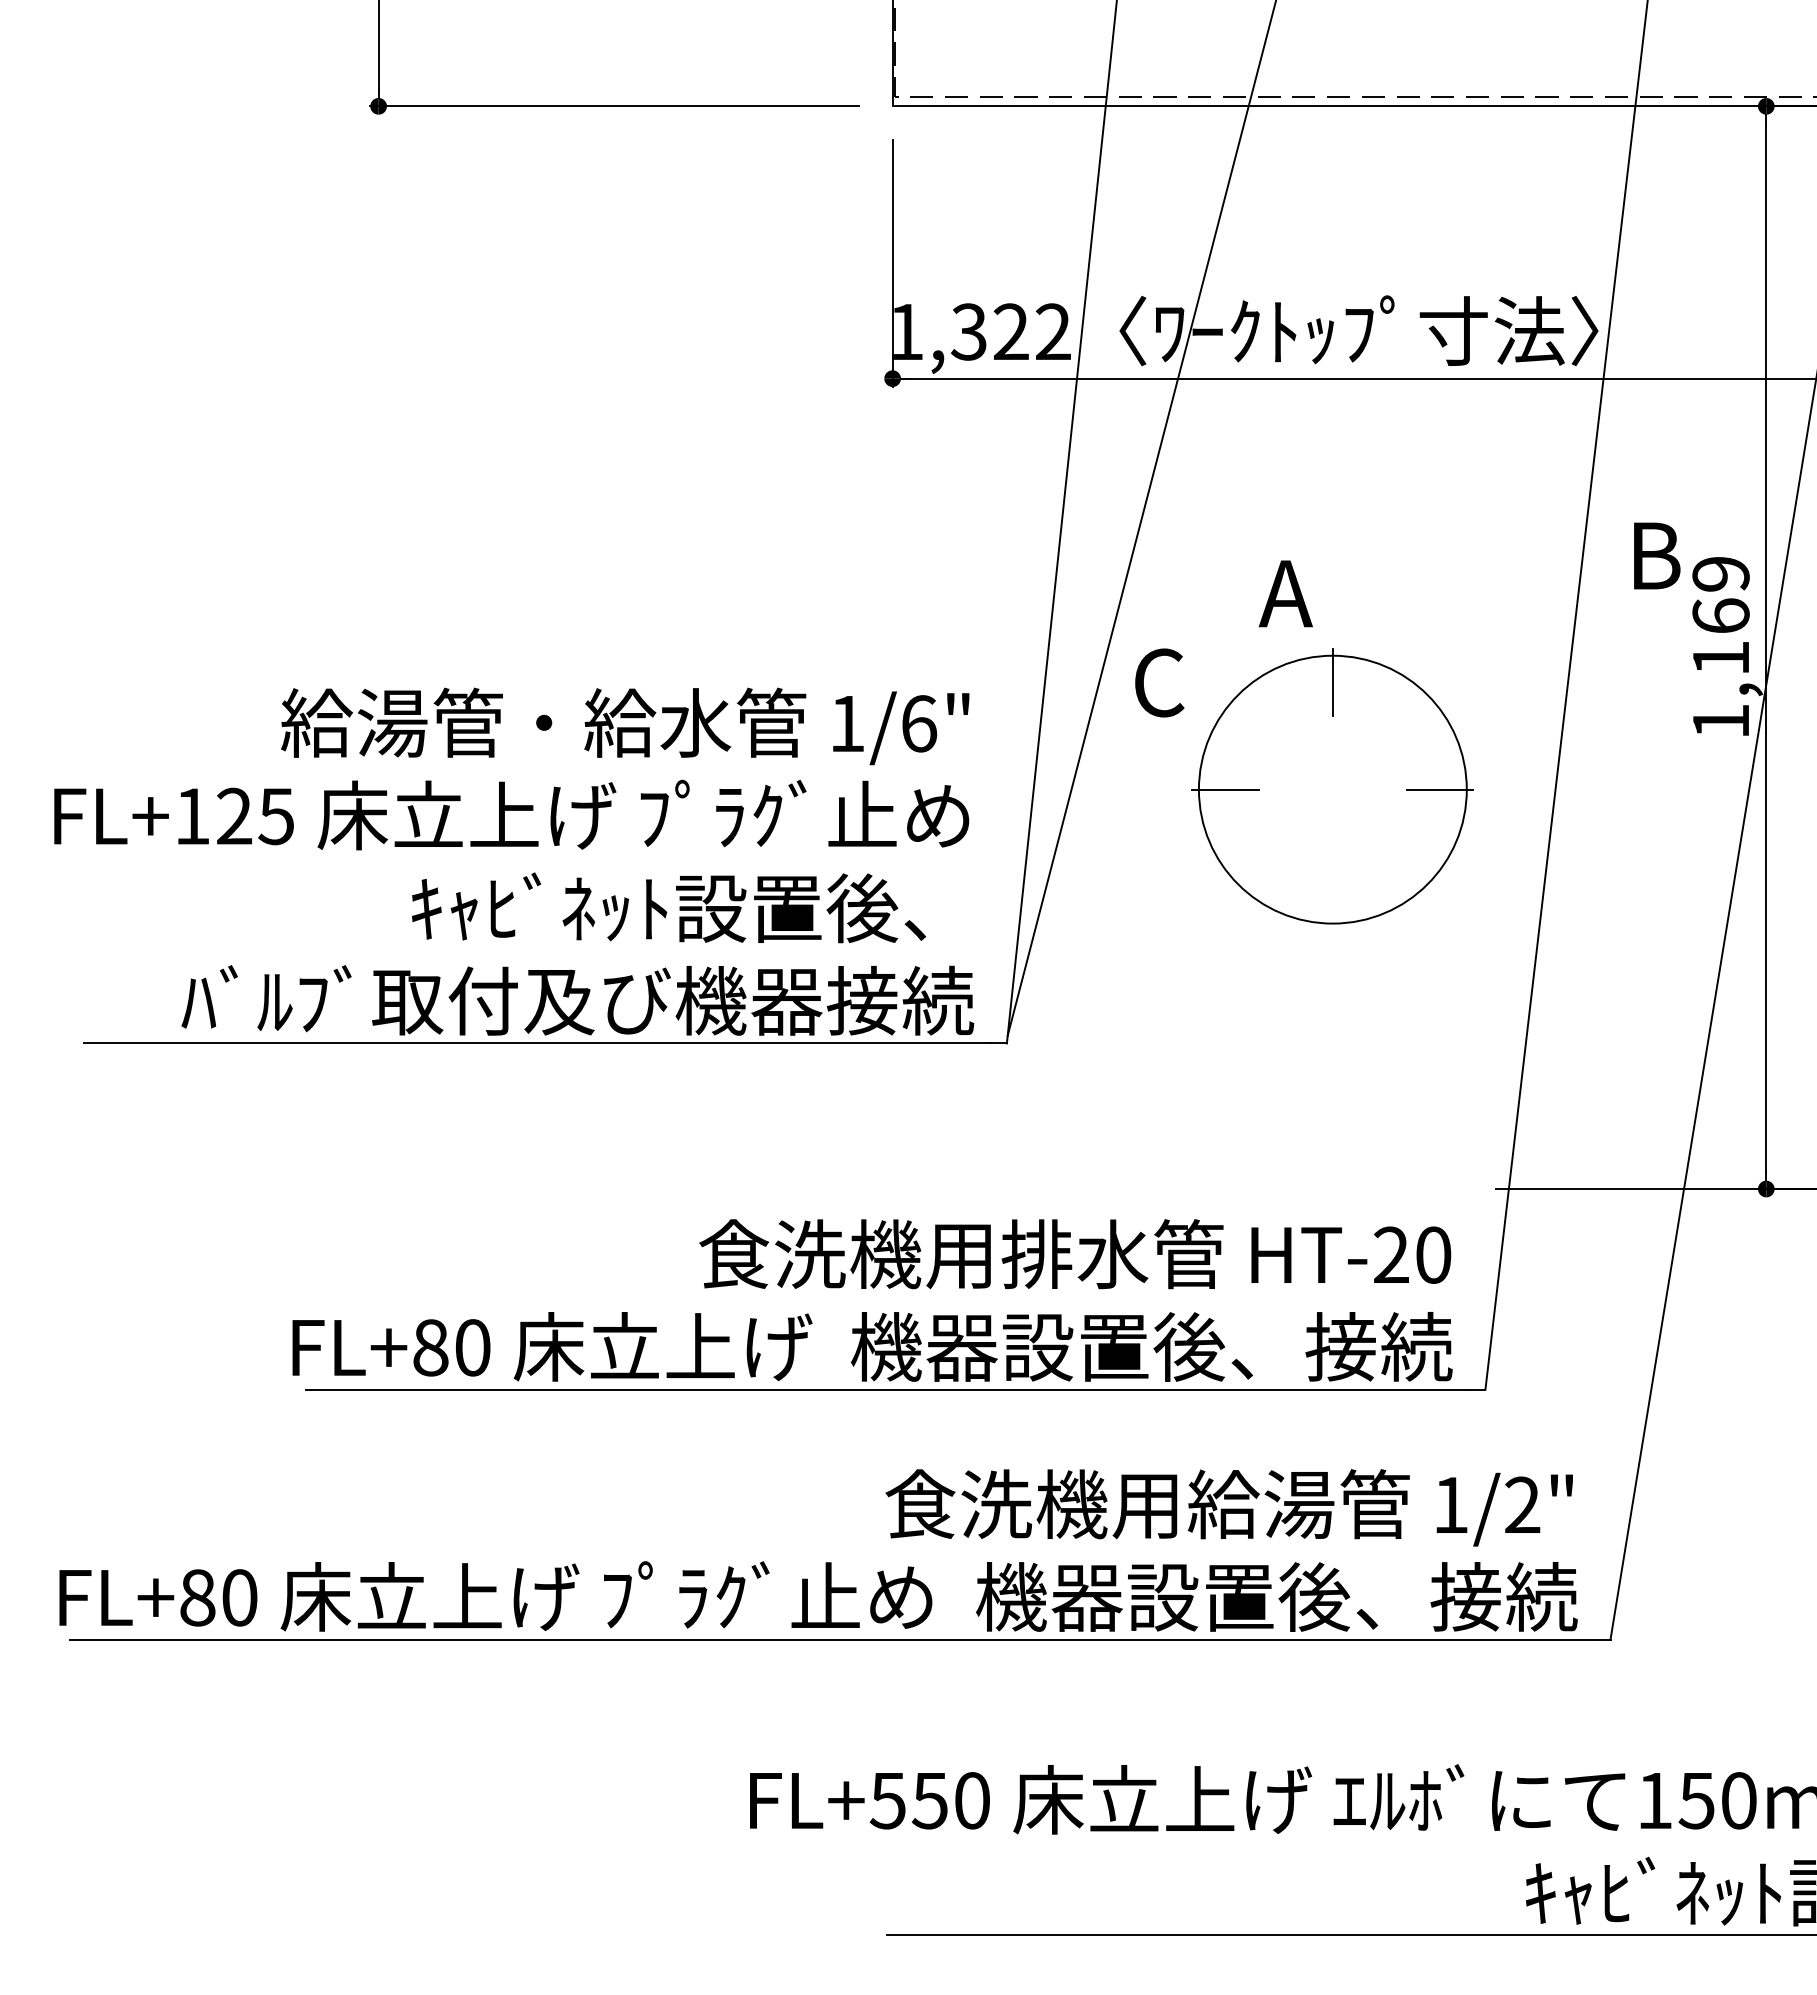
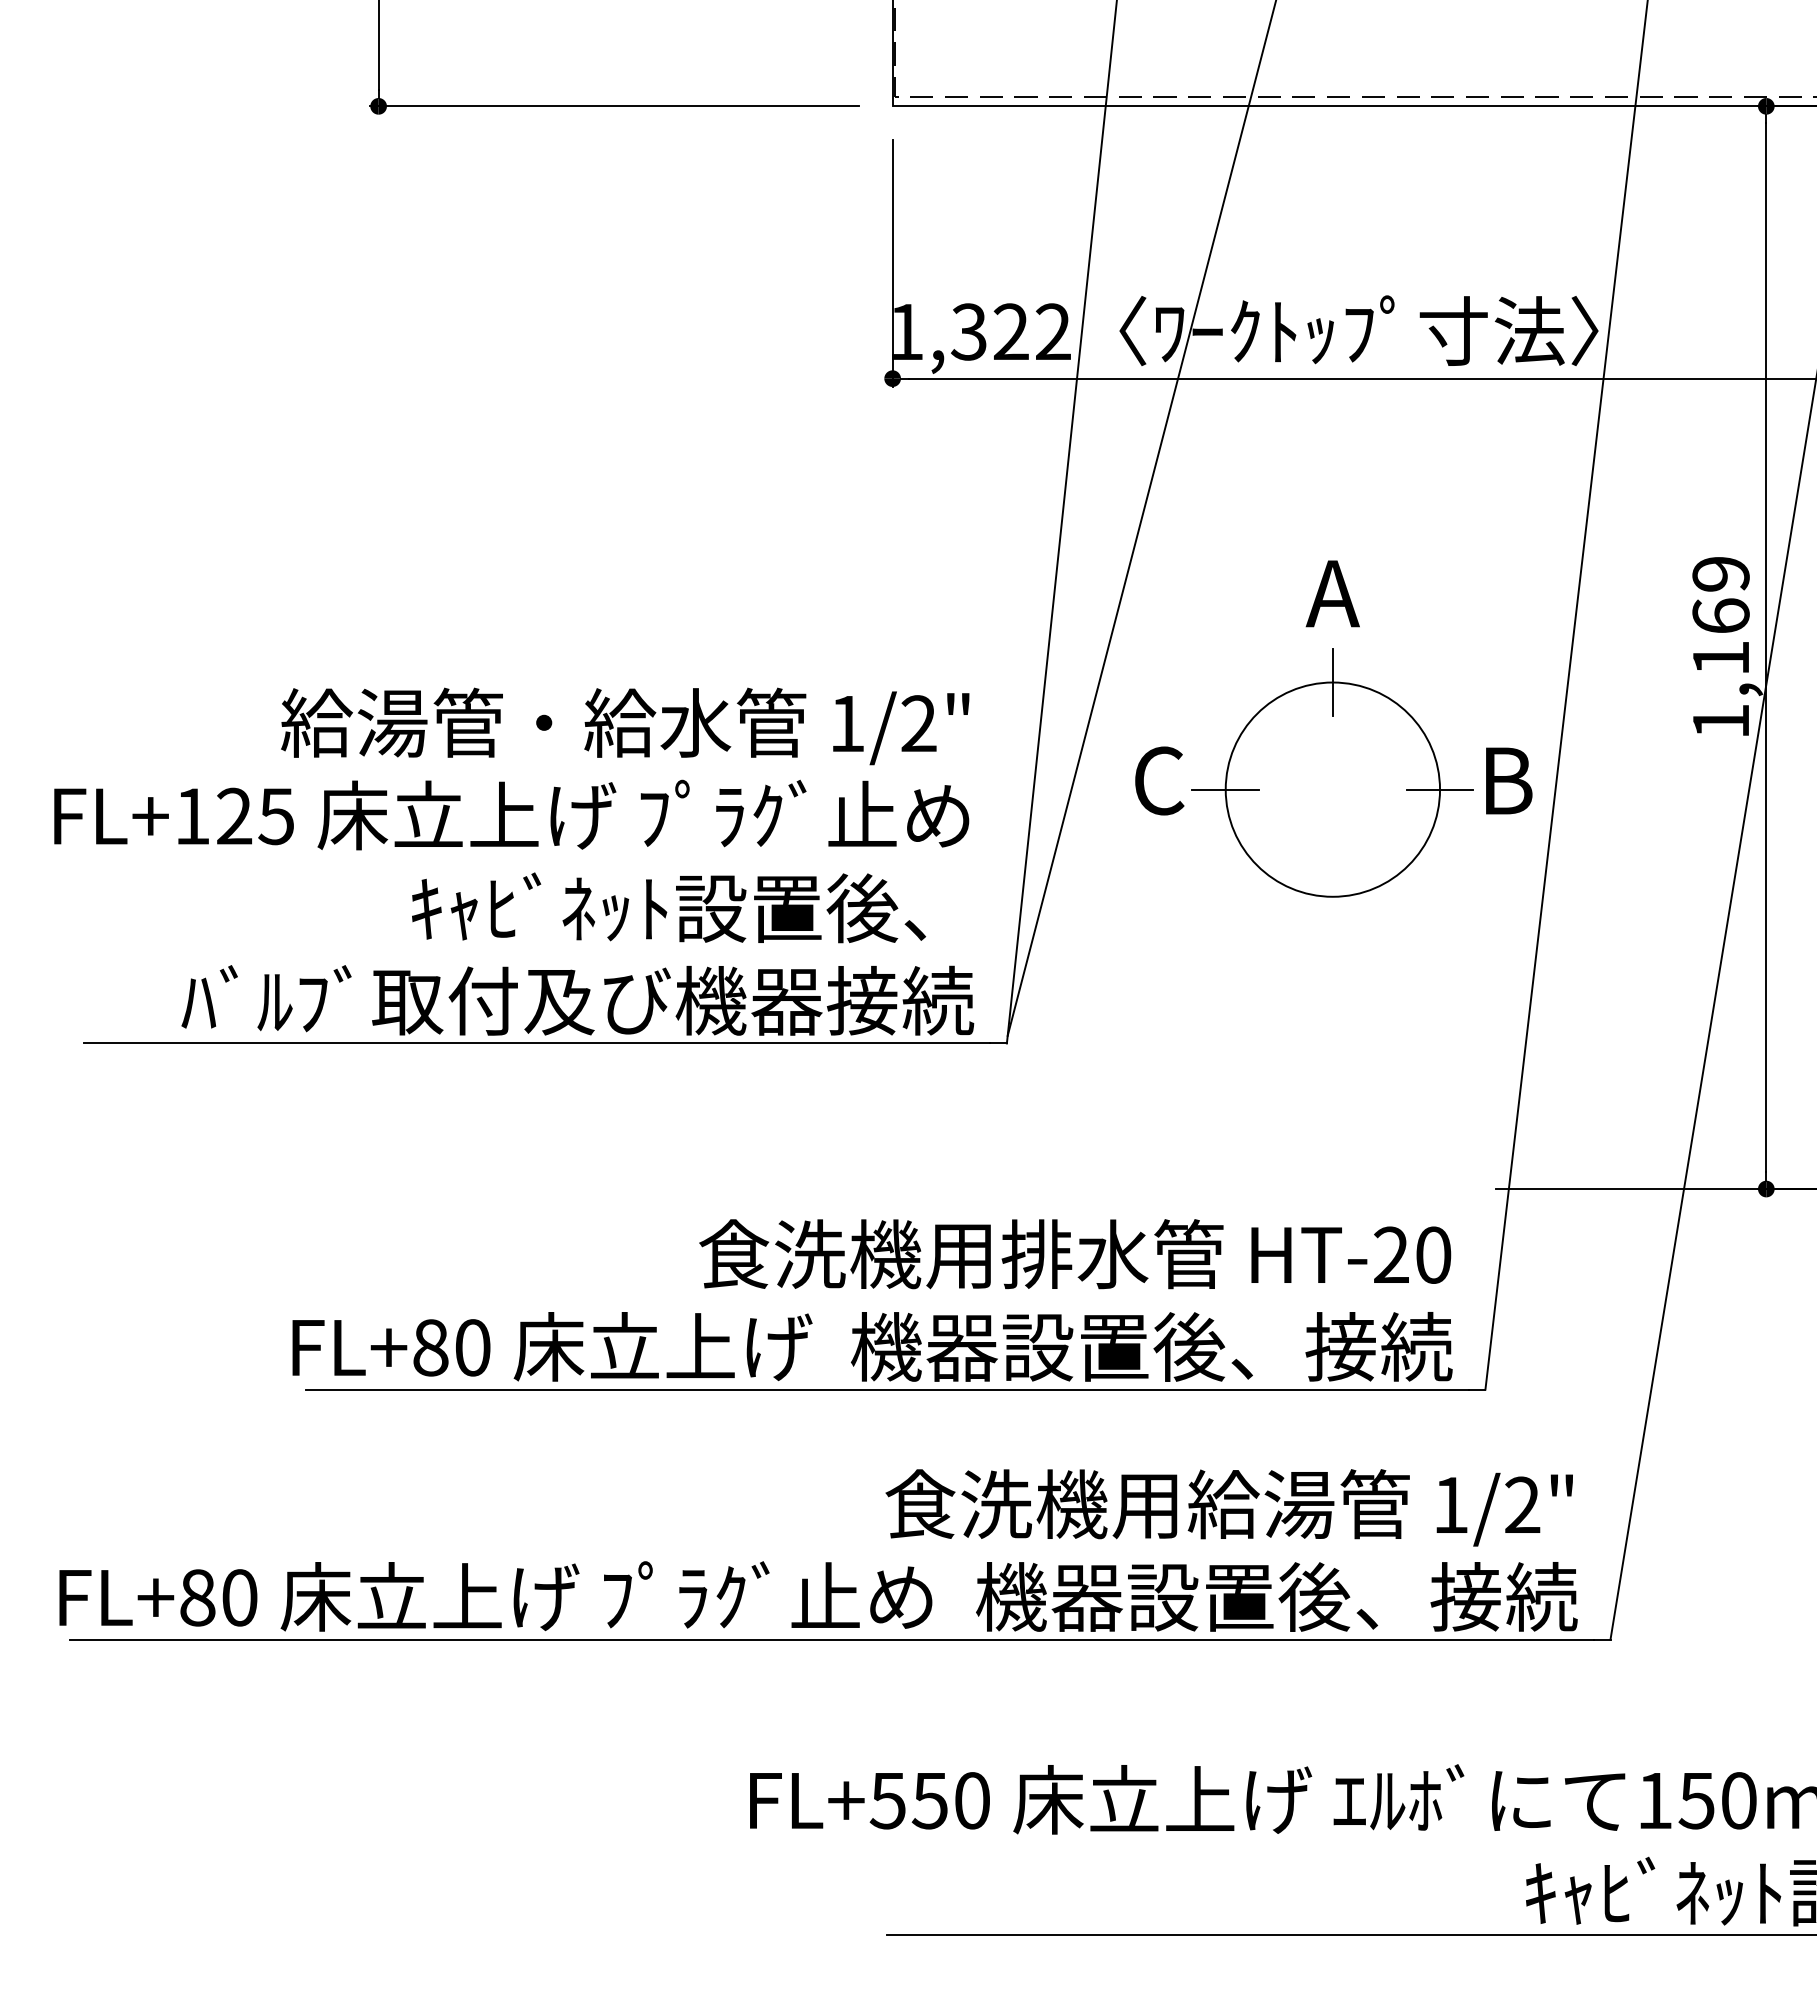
text position: (1657, 555) -> (1509, 780) (1509, 780)
text position: (1285, 593) -> (1332, 593) (1332, 593)
text position: (1159, 682) -> (1159, 780) (1159, 780)
text: 1/6" -> 1/2" (919, 723)
circle diameter: 268 px -> 214 px (1332, 789)
